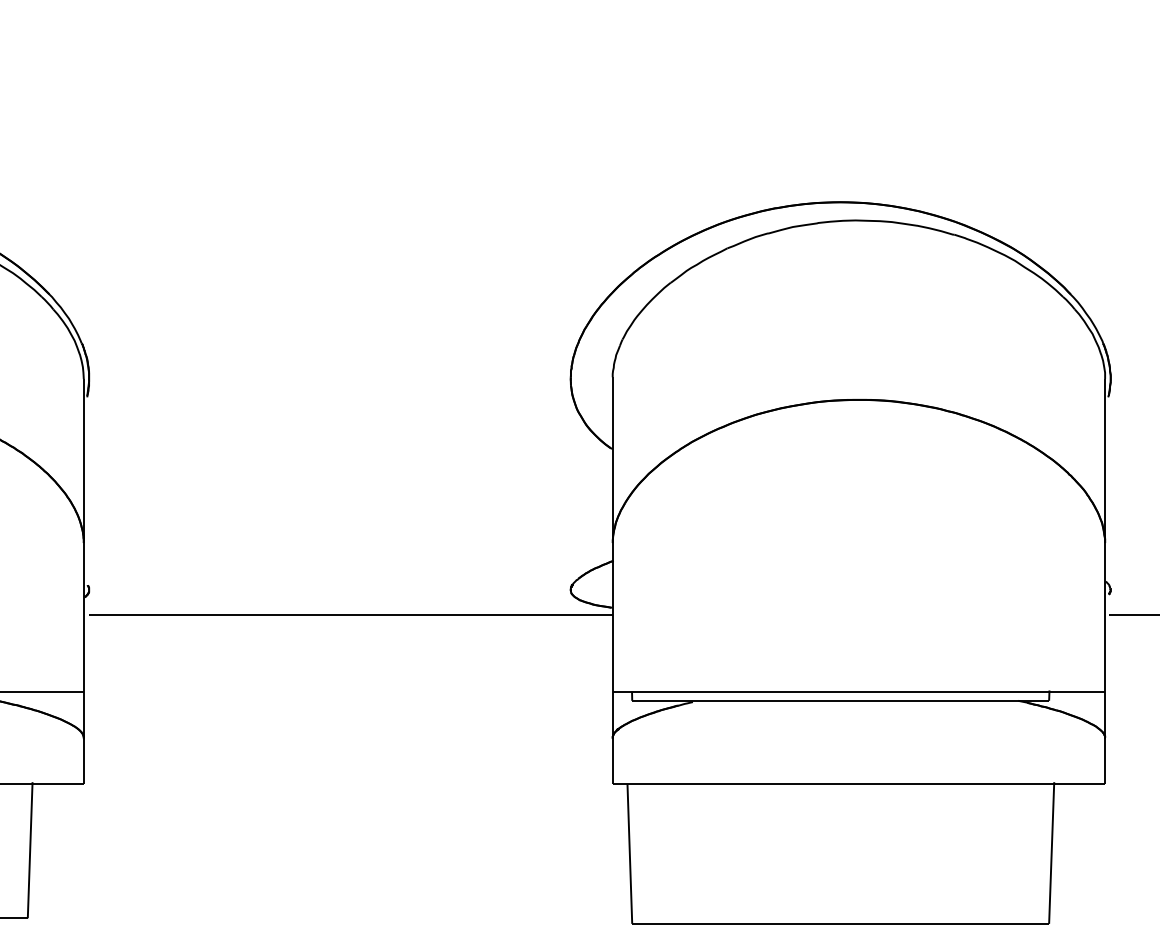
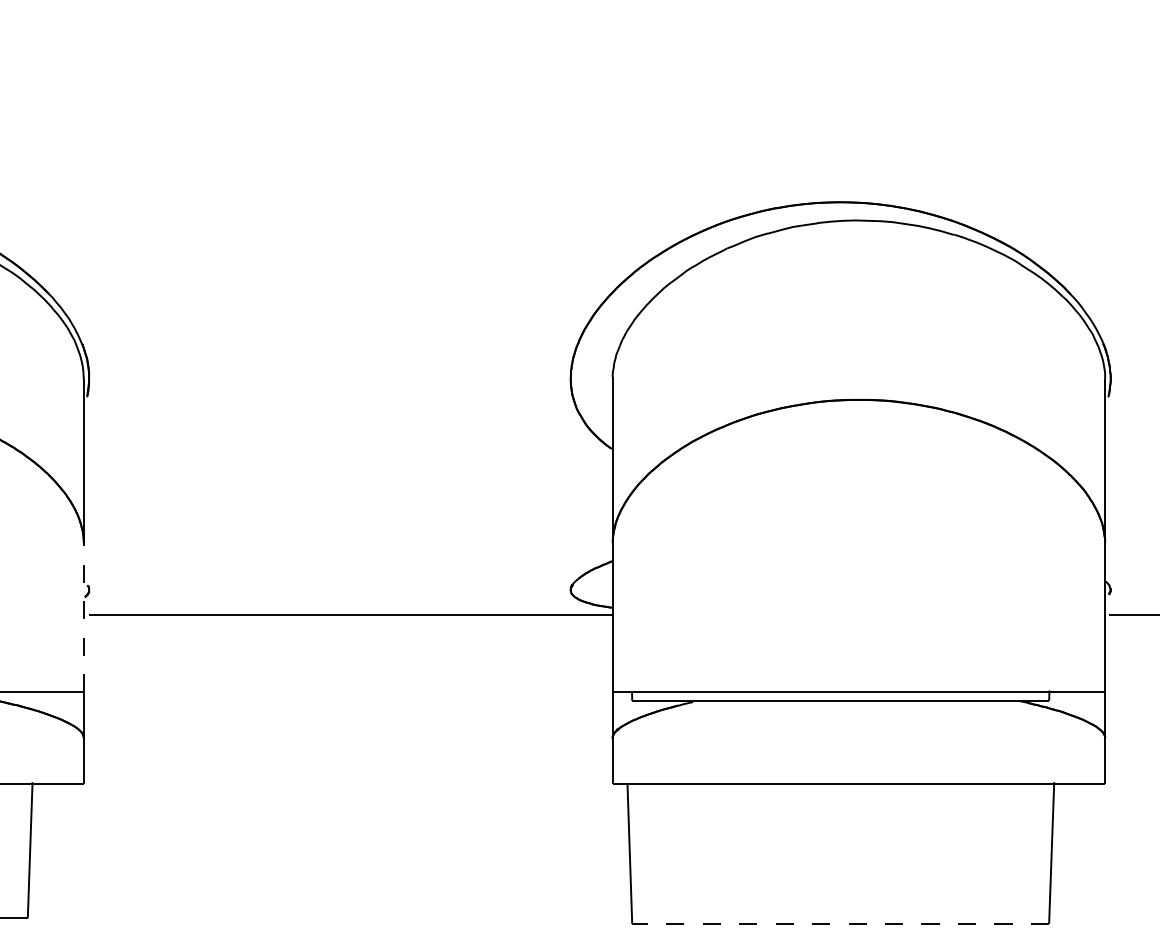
line: solid -> dashed (83, 617)
line: solid -> dashed (840, 923)
